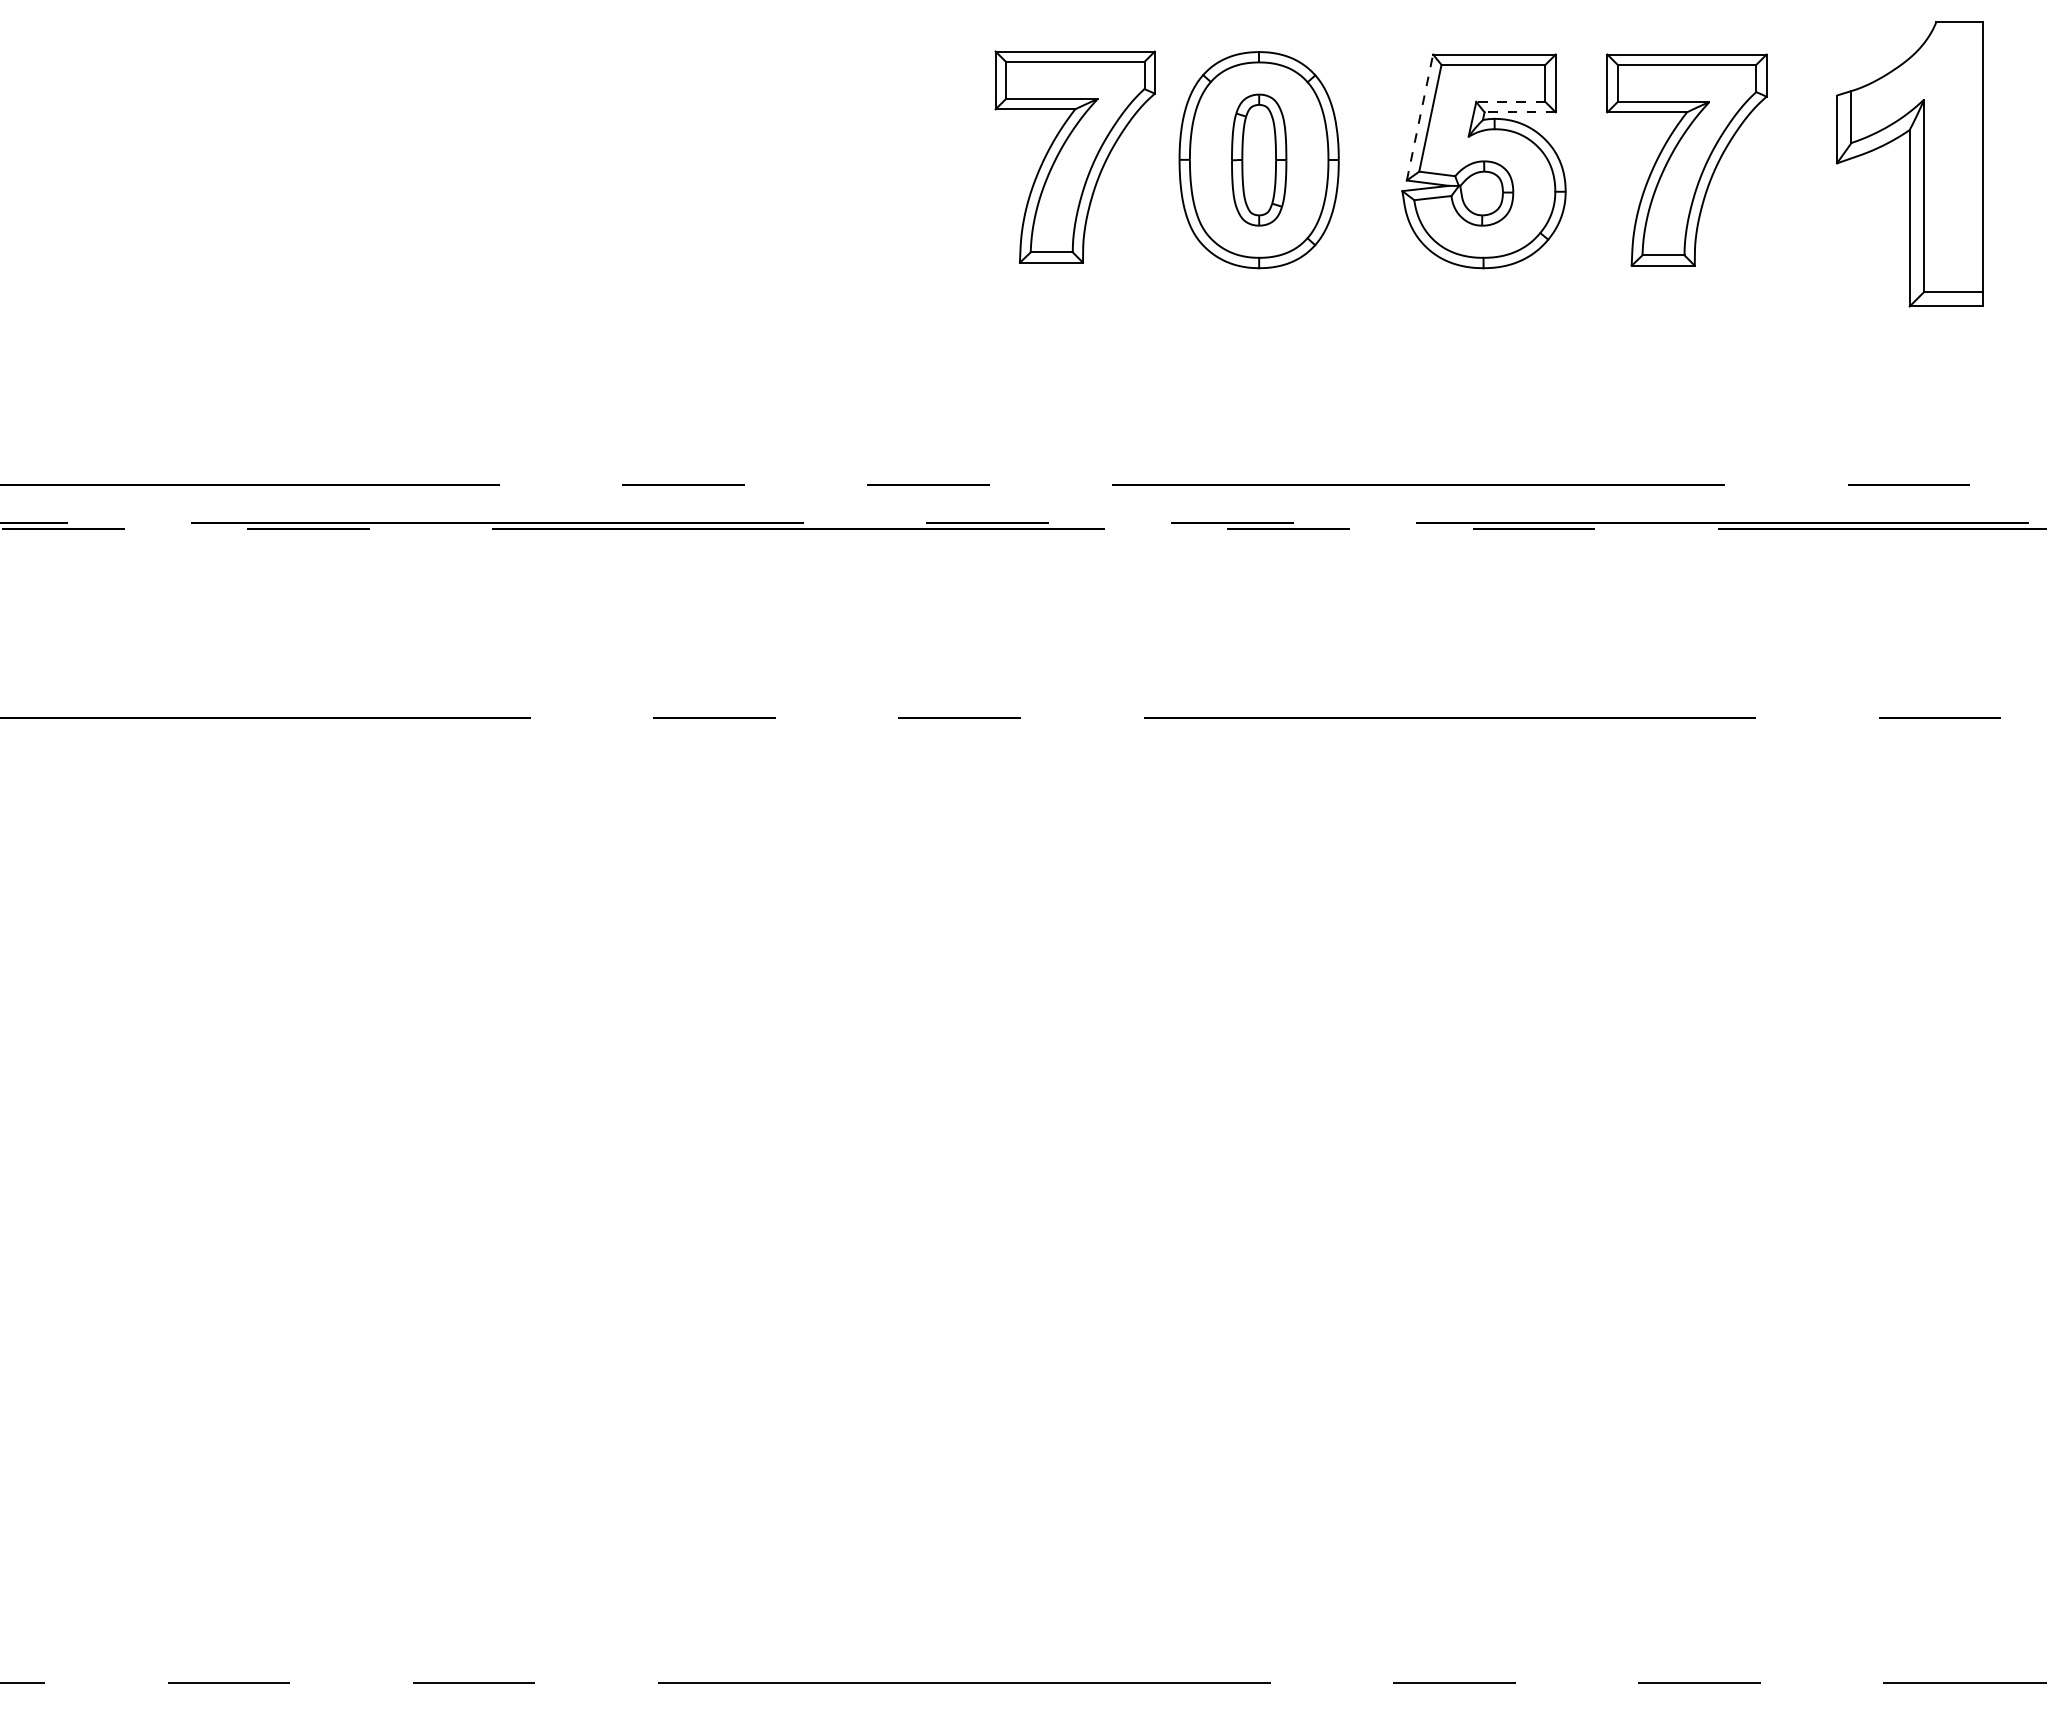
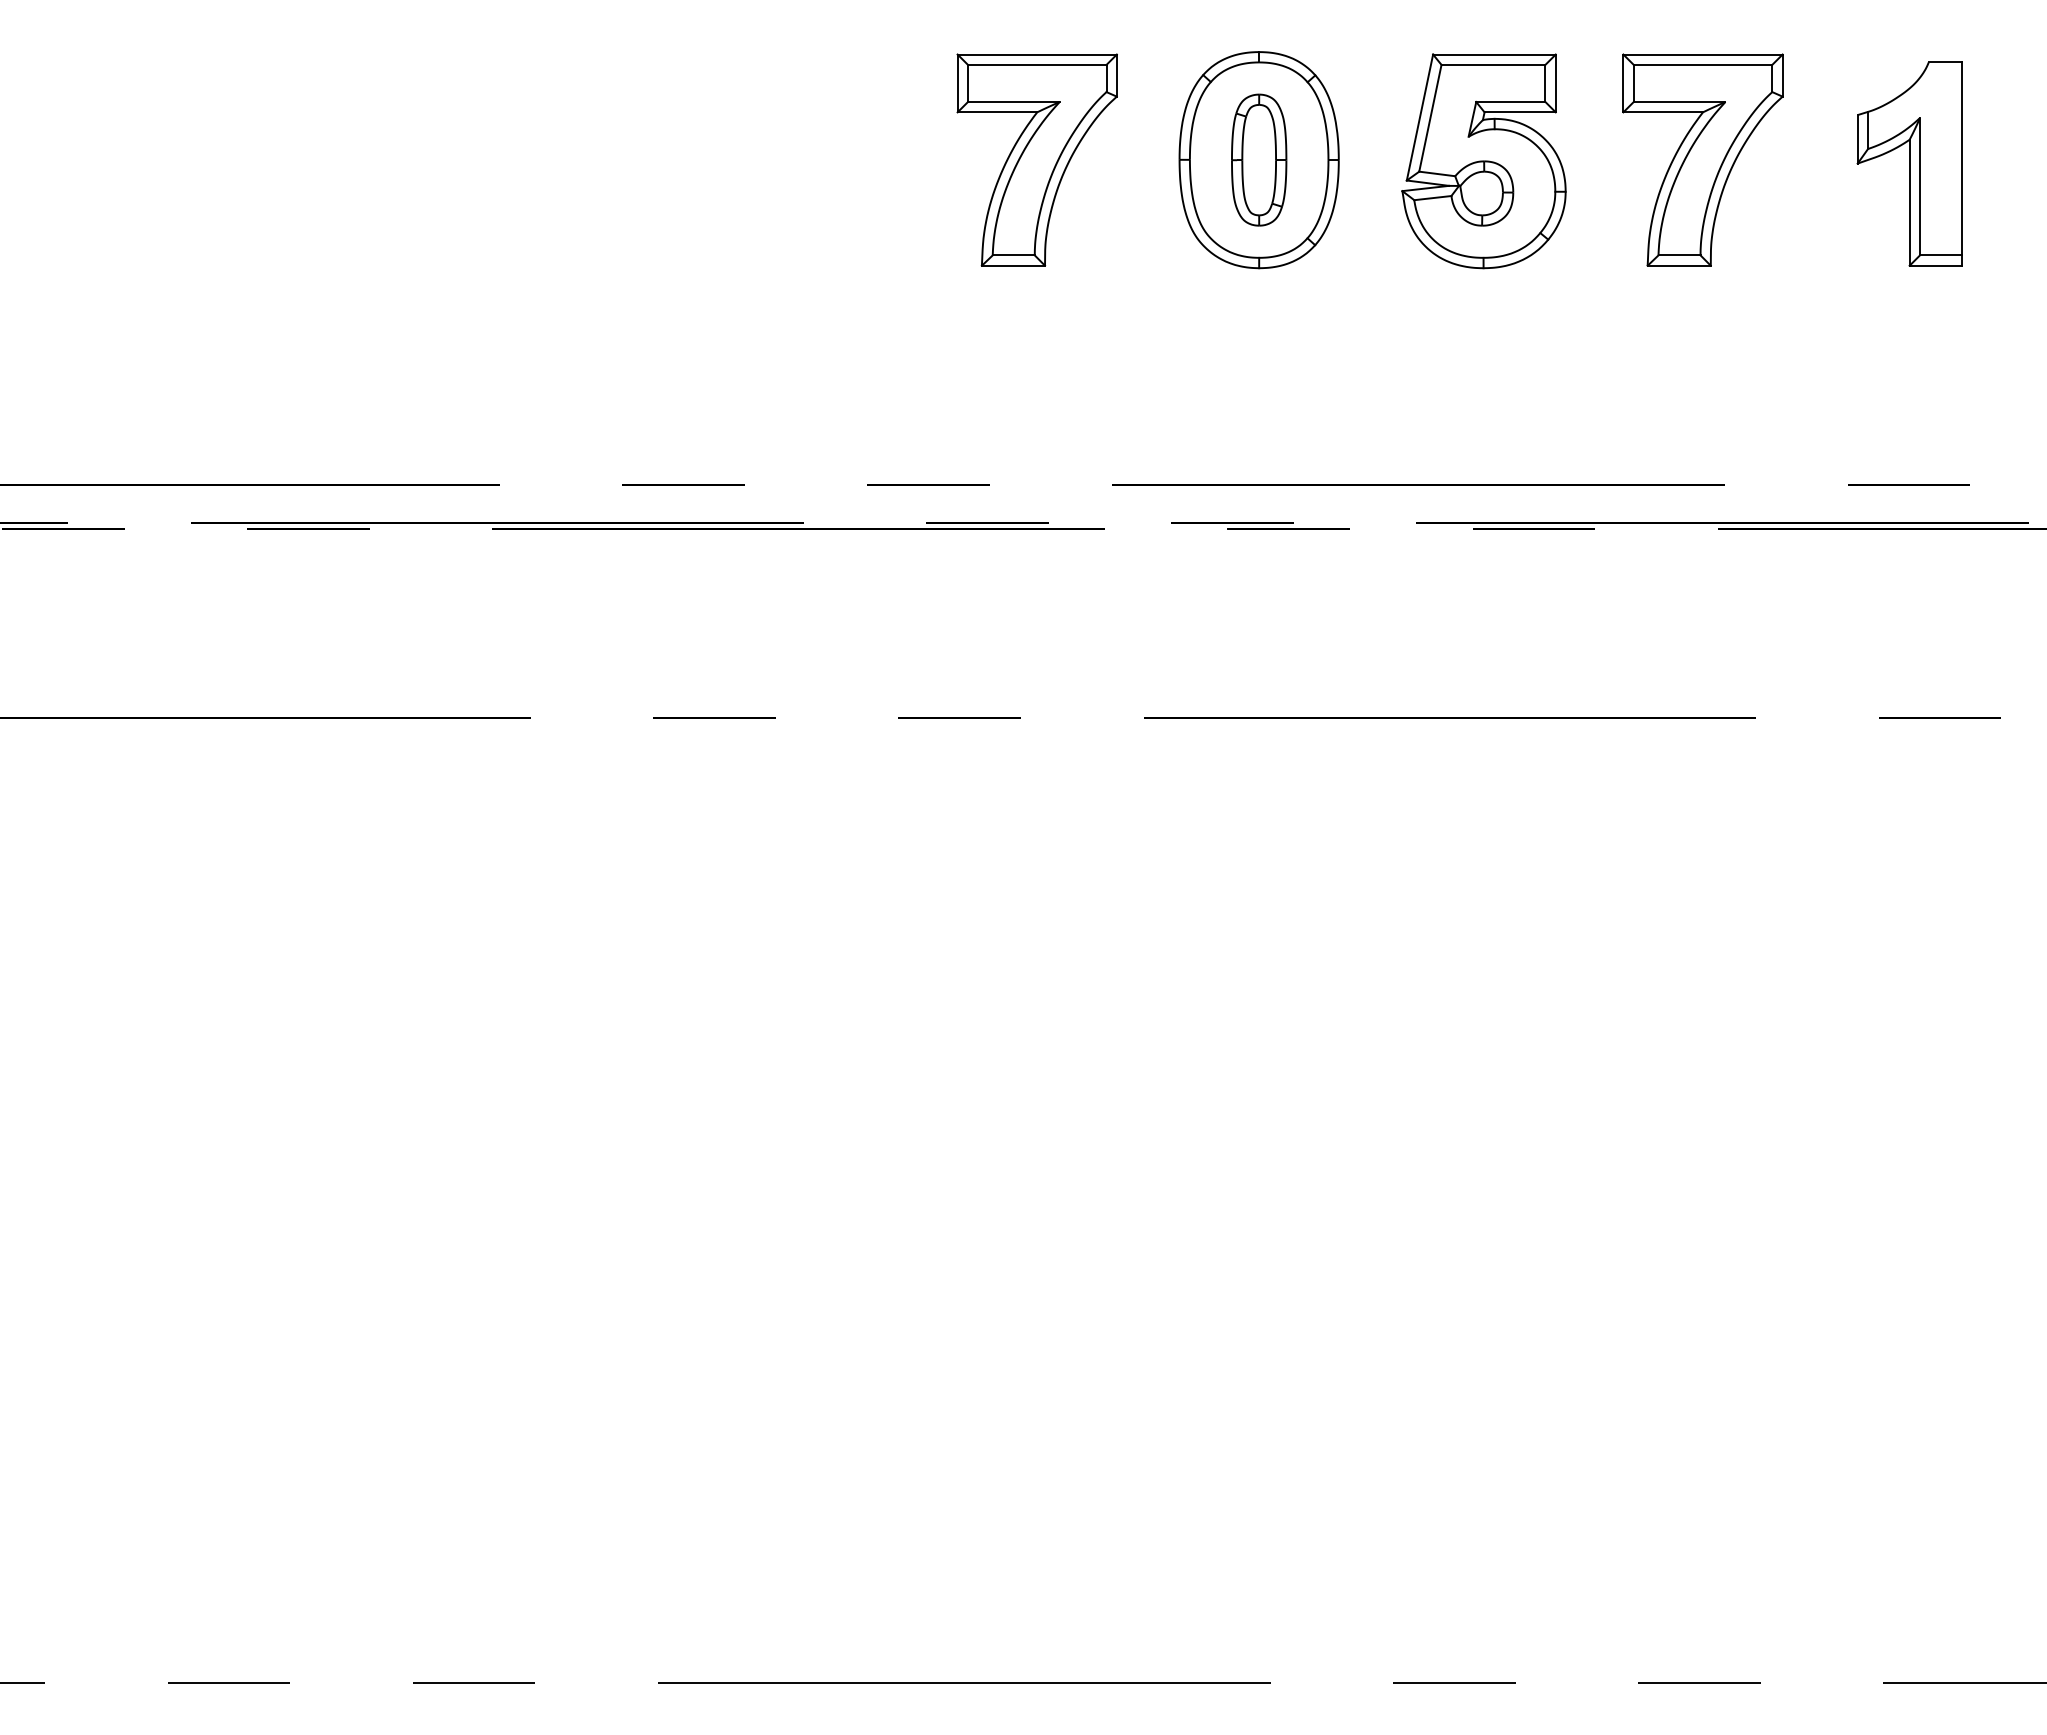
line: dashed -> solid (1510, 102)
line: dashed -> solid (1520, 112)
line: dashed -> solid (1420, 117)
part position: (1074, 156) -> (1036, 159) (1036, 159)
part position: (1686, 159) -> (1702, 159) (1702, 159)
part size: 149x287 px -> 107x206 px (1909, 163)
